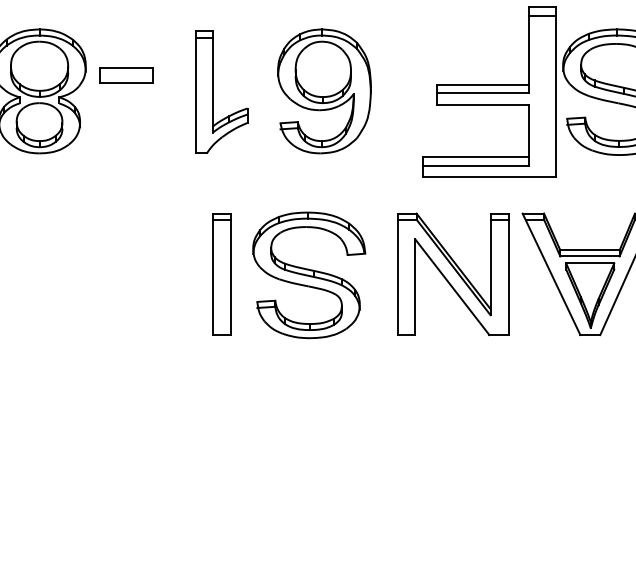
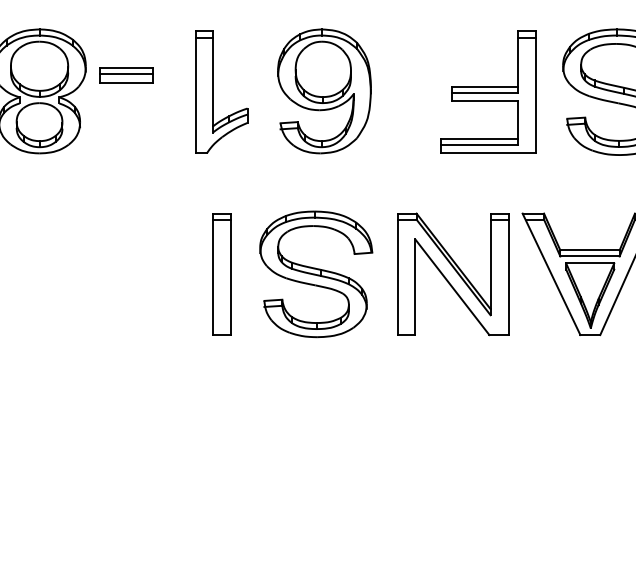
line: none -> present (126, 74)
part size: 135x172 px -> 97x124 px (488, 91)
part position: (309, 275) -> (316, 274) (316, 274)
